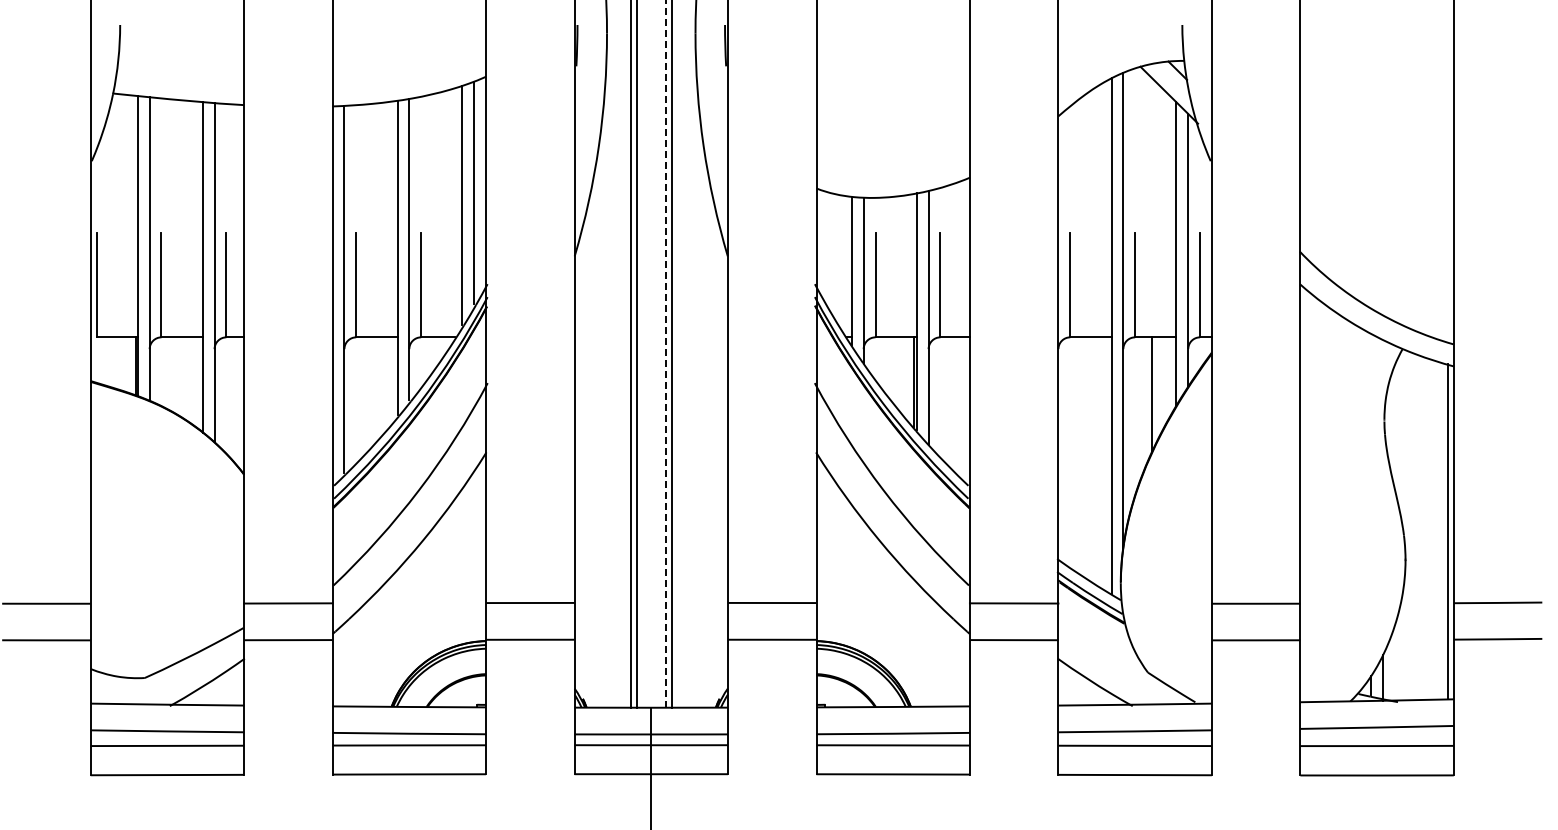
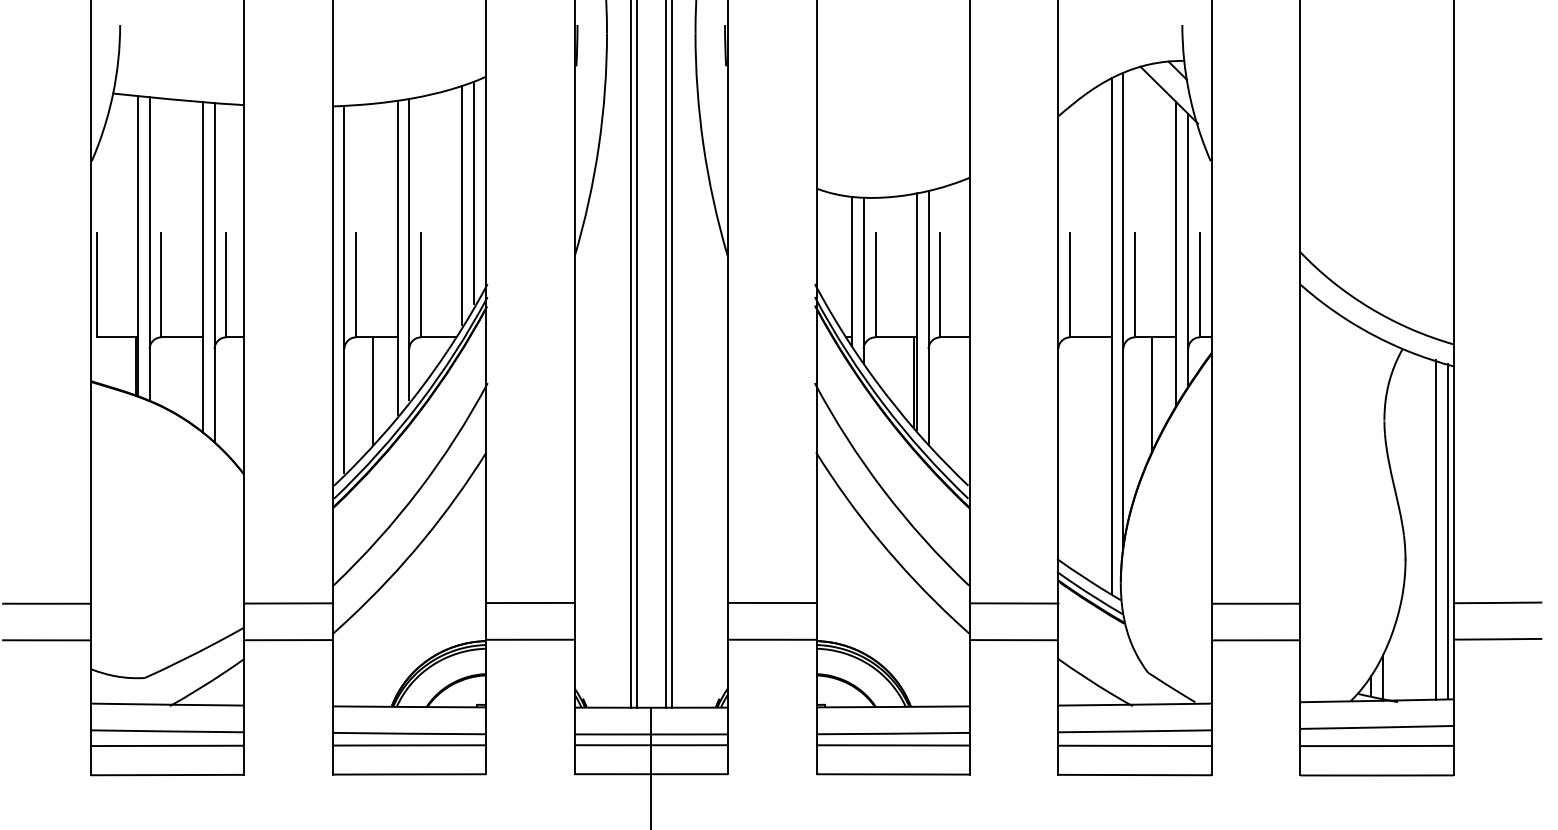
line: dashed -> solid (666, 353)
line: none -> present (373, 391)
line: none -> present (1436, 529)
